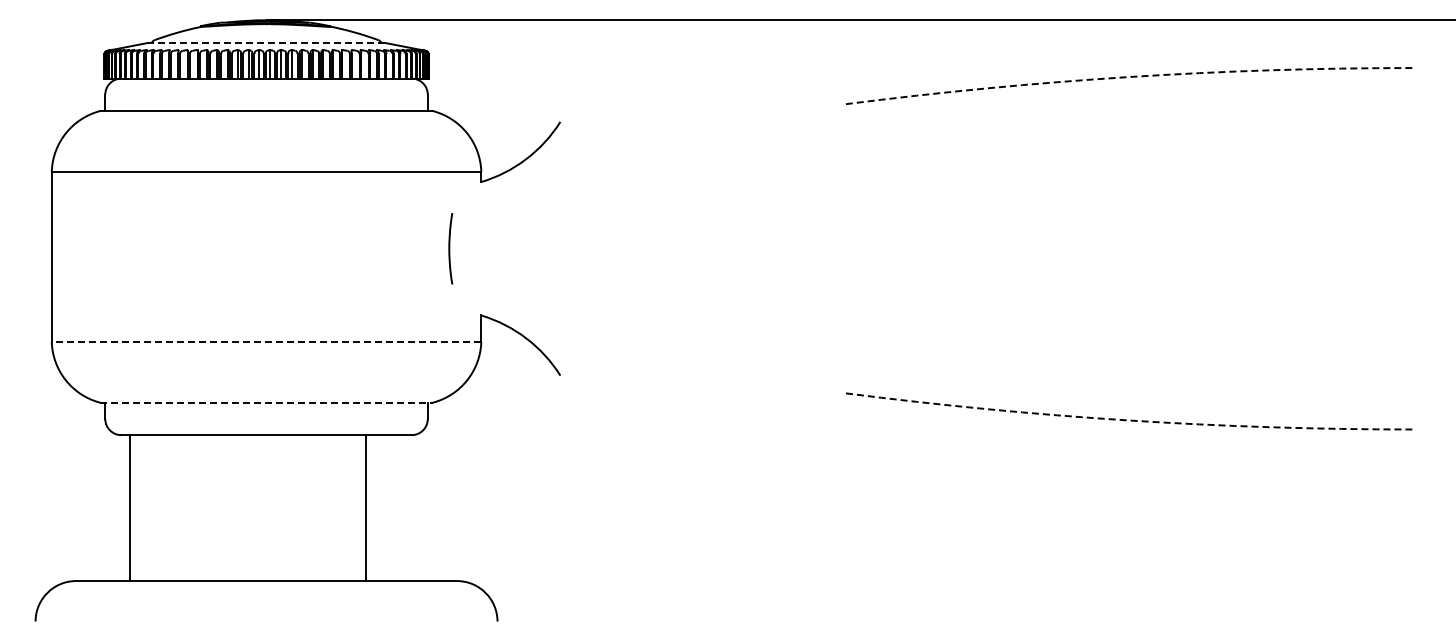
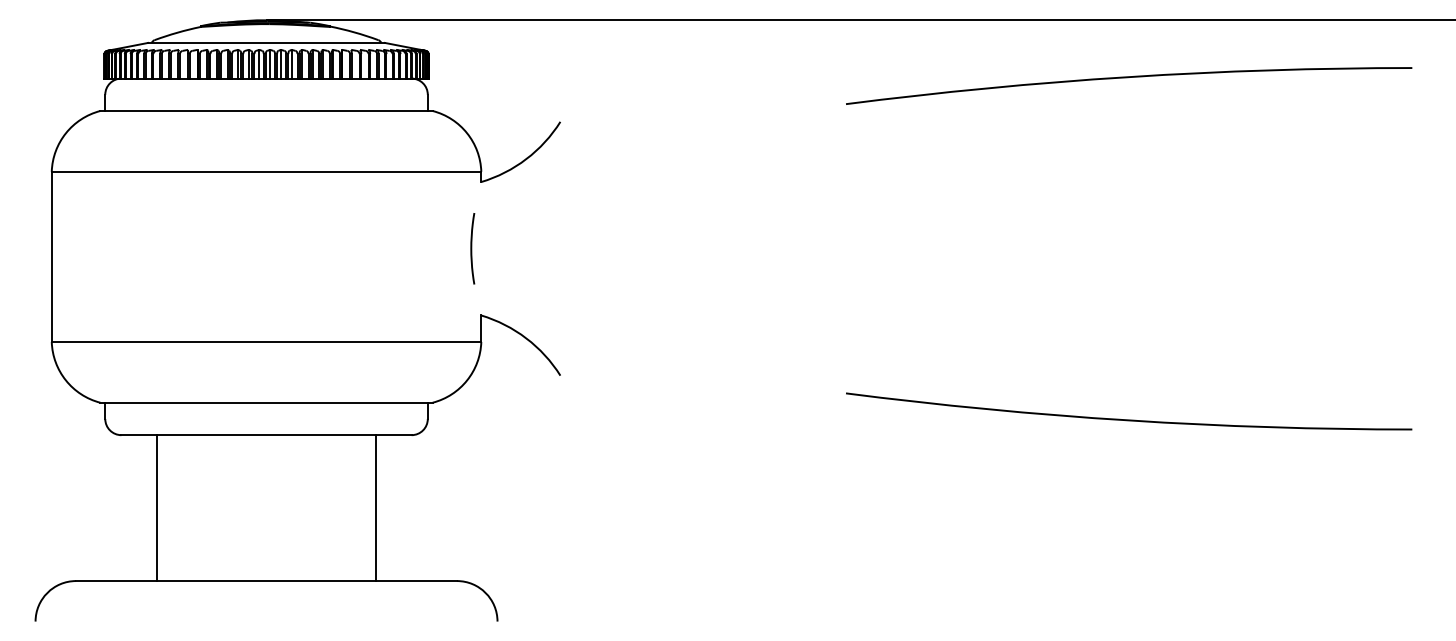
line: dashed -> solid (266, 42)
arc: dashed -> solid (1128, 77)
curve position: (450, 248) -> (472, 248) (472, 248)
line: dashed -> solid (266, 341)
line: dashed -> solid (267, 402)
arc: dashed -> solid (1128, 420)
line position: (130, 508) -> (157, 508) (157, 508)
line position: (365, 508) -> (375, 508) (375, 508)
